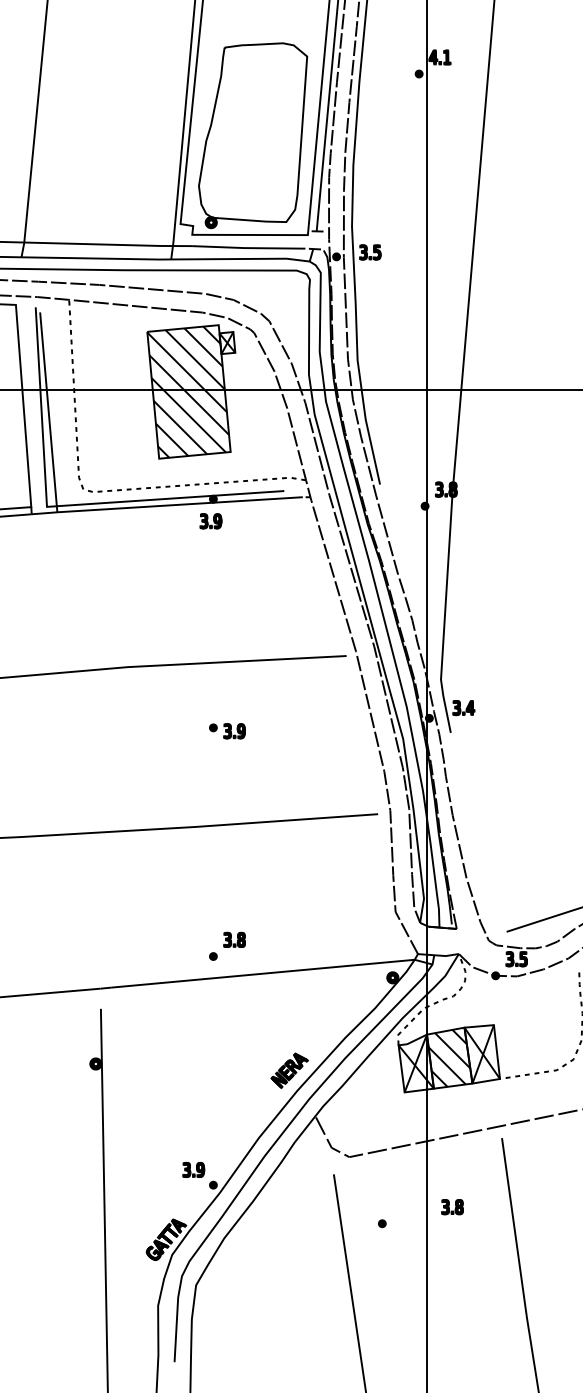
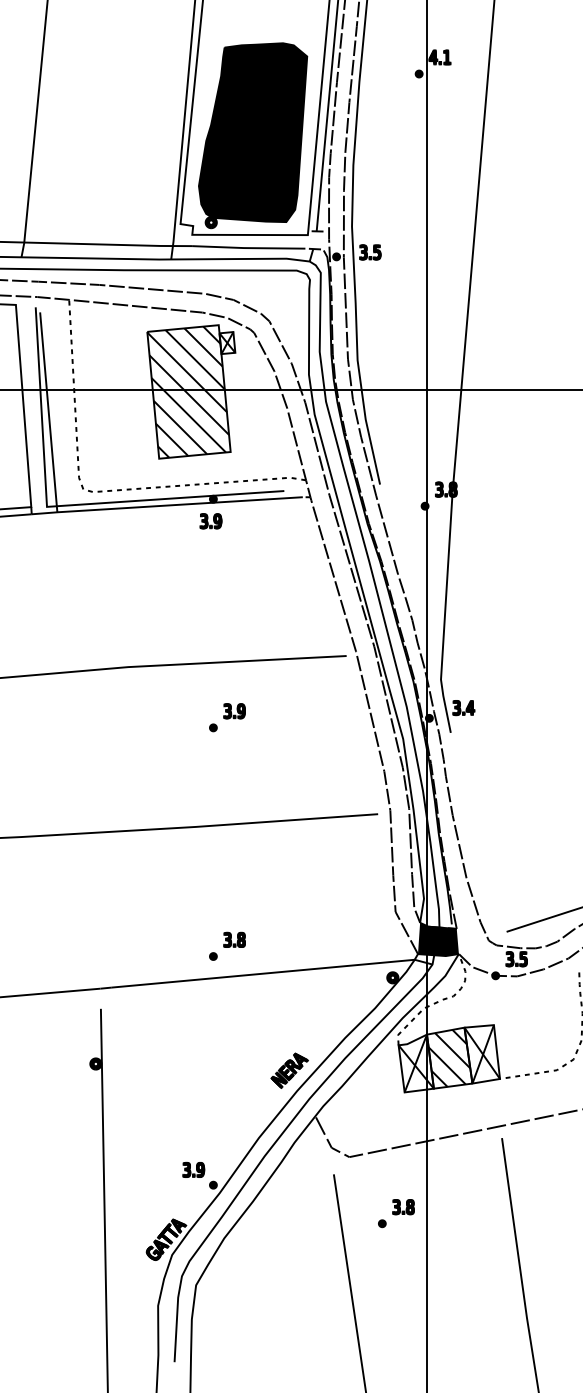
fill: none -> present (252, 132)
text position: (234, 731) -> (234, 711) (234, 711)
fill: none -> present (437, 939)
text position: (452, 1207) -> (403, 1207) (403, 1207)
